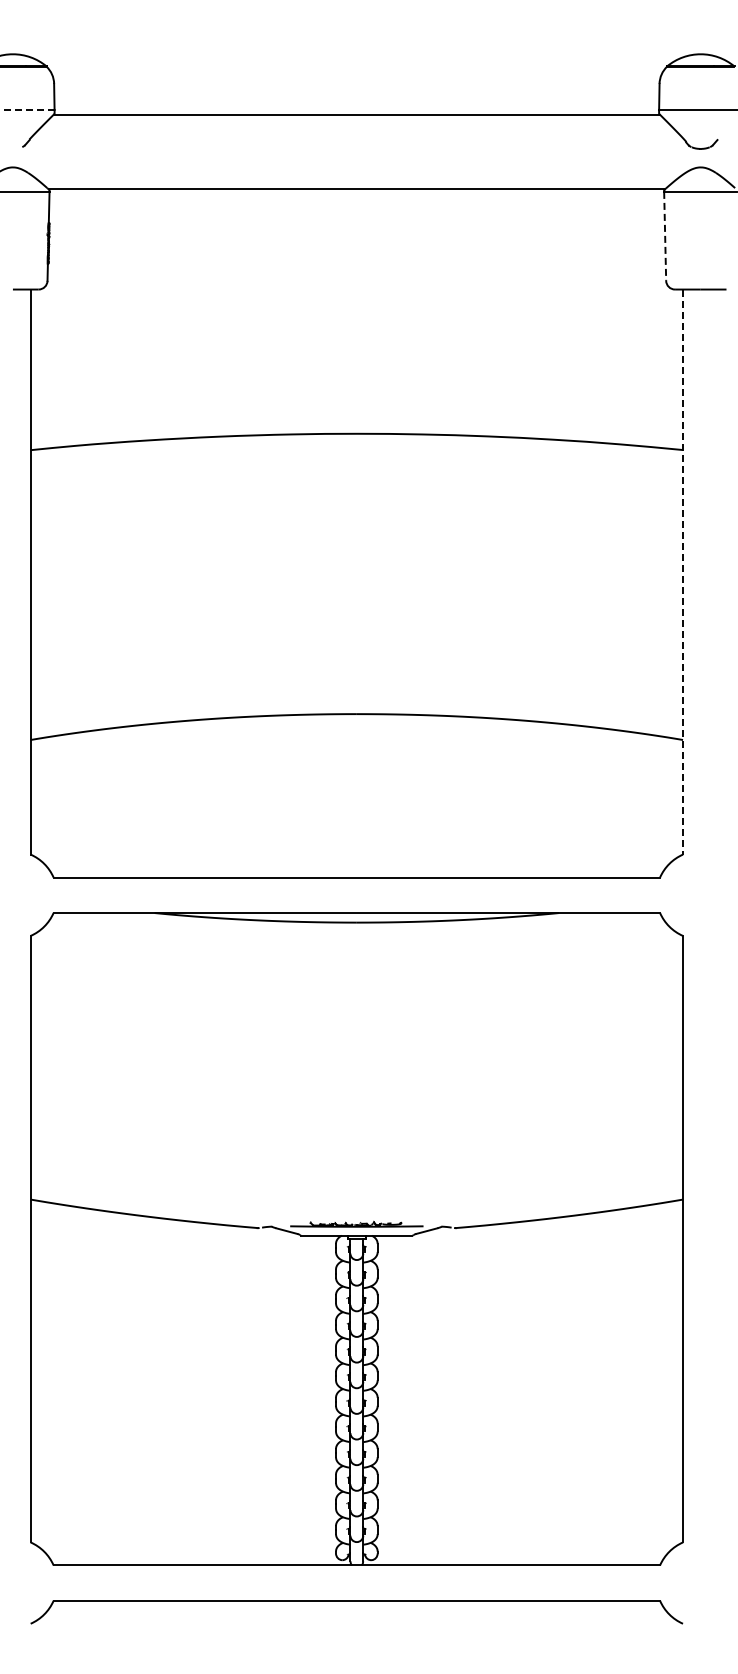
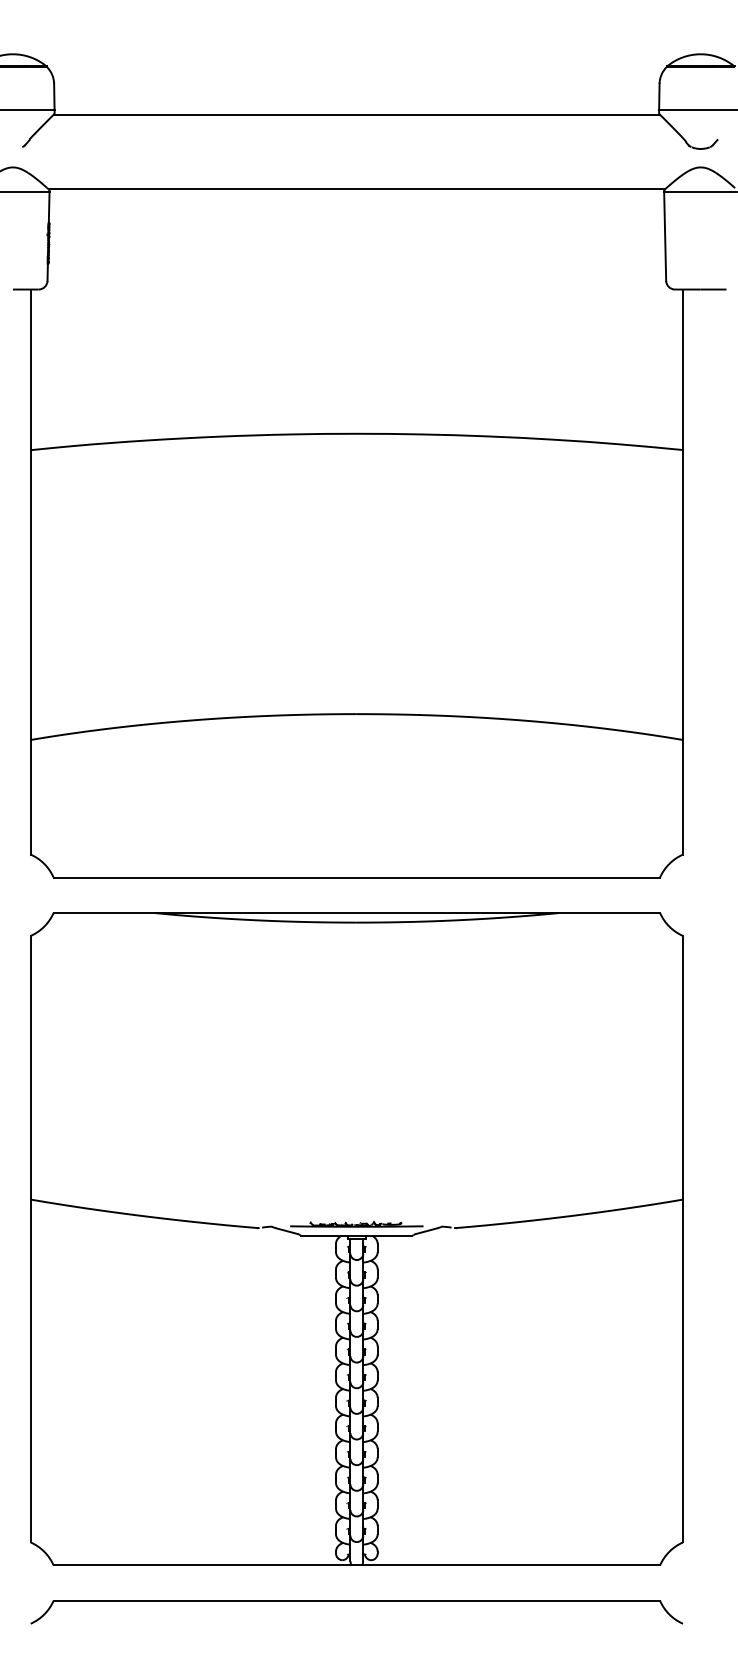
line: dashed -> solid (26, 109)
line: dashed -> solid (665, 236)
line: dashed -> solid (683, 572)
